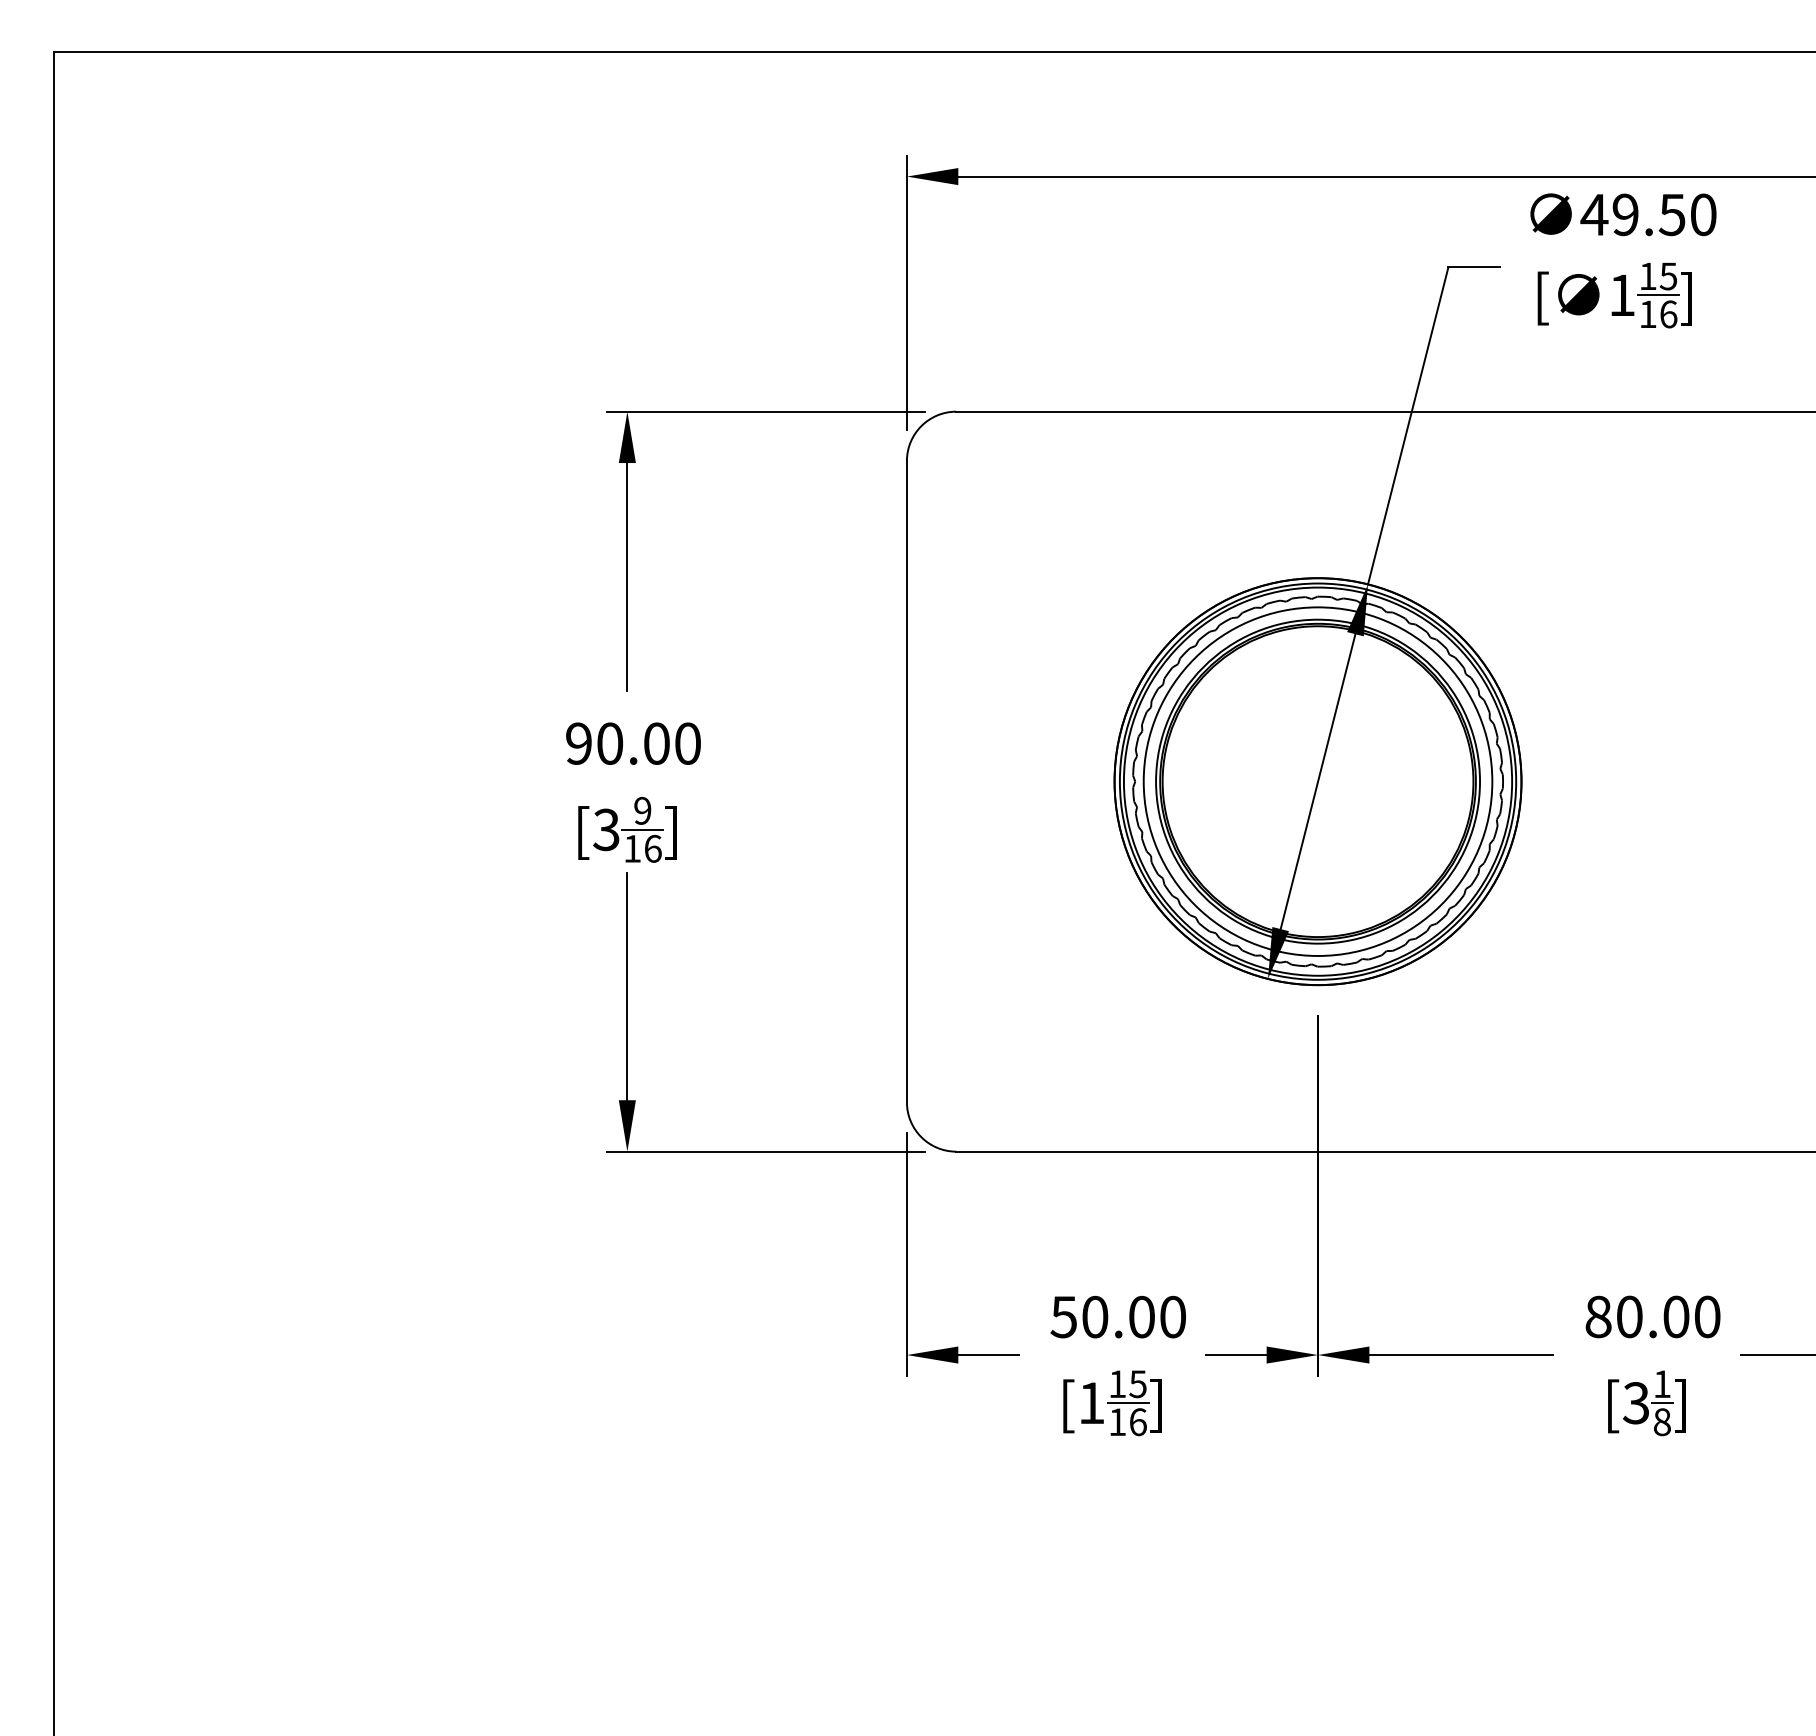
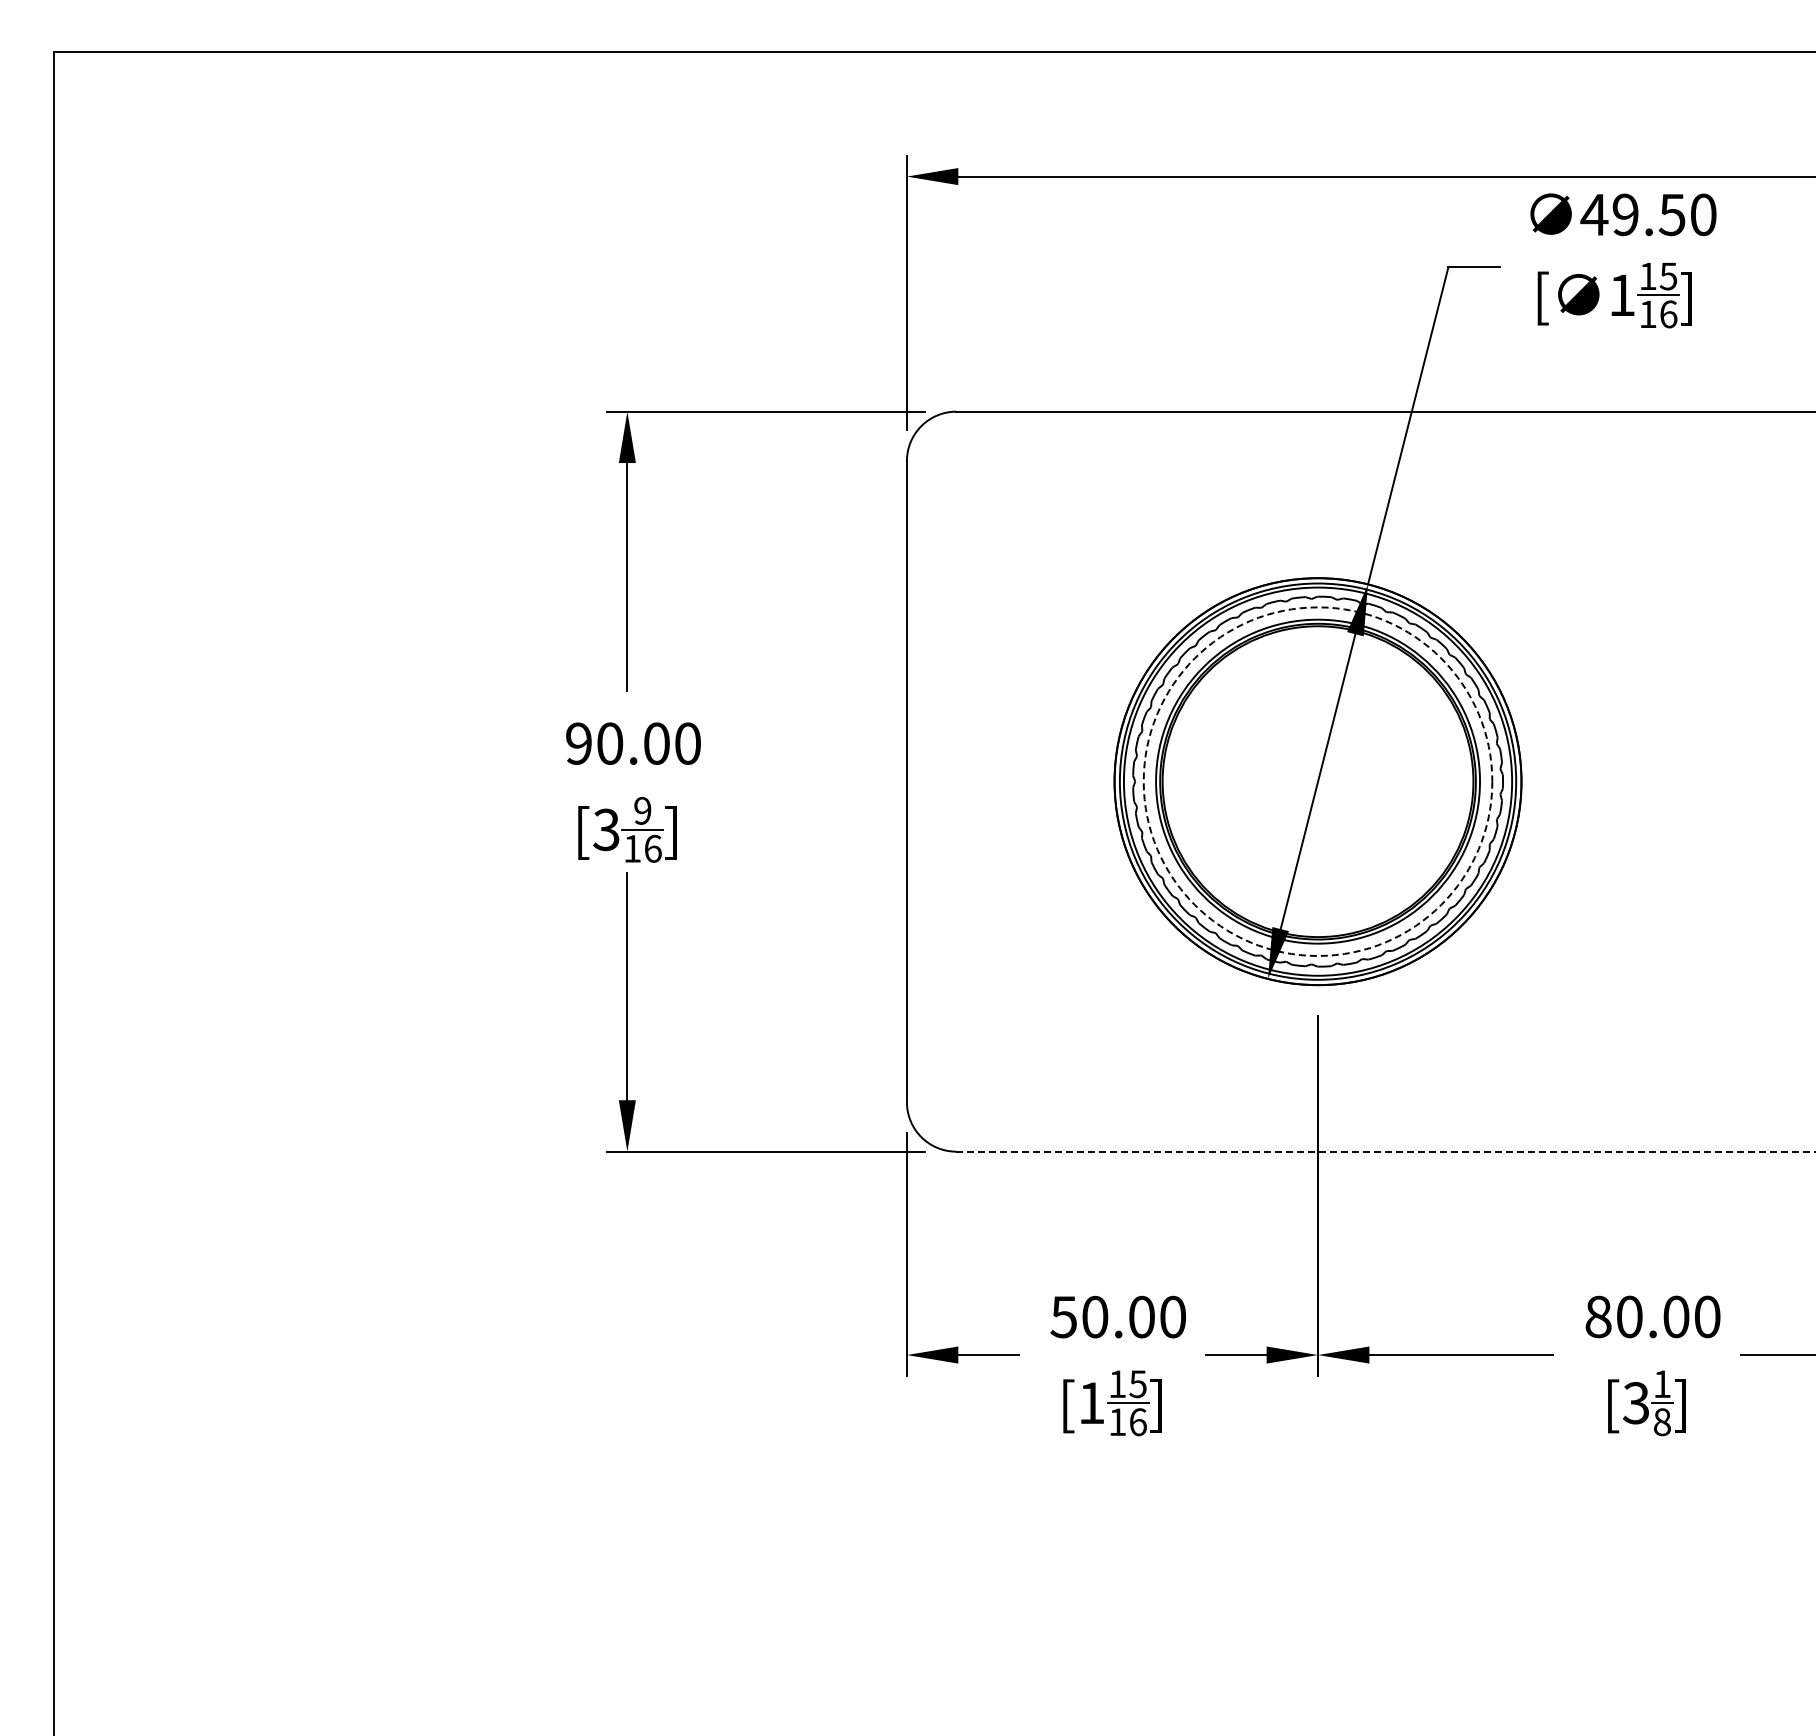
circle: solid -> dashed (1317, 781)
line: solid -> dashed (1386, 1151)
